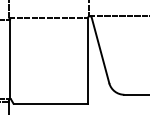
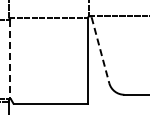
line: solid -> dashed (100, 50)
line: solid -> dashed (10, 59)
